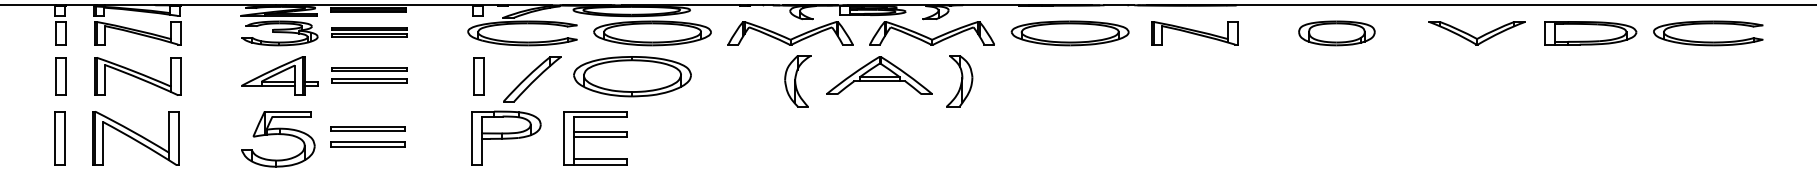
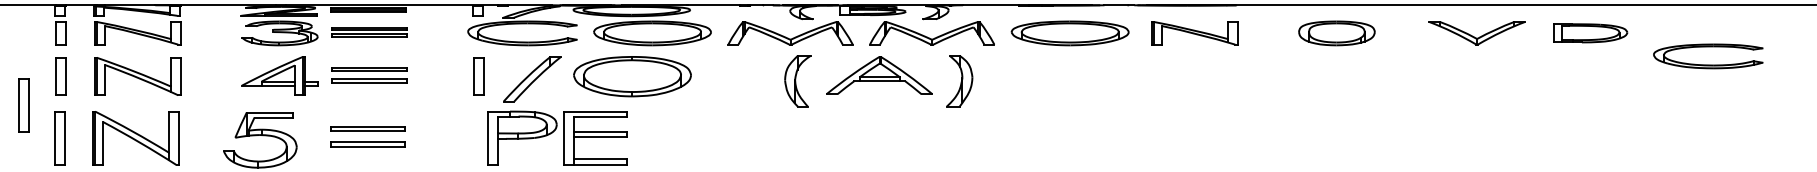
part size: 94x25 px -> 76x21 px (1590, 33)
part position: (1708, 41) -> (1708, 64) (1708, 64)
part: none -> present (23, 105)
part position: (506, 137) -> (522, 137) (522, 137)
part position: (278, 139) -> (260, 140) (260, 140)
